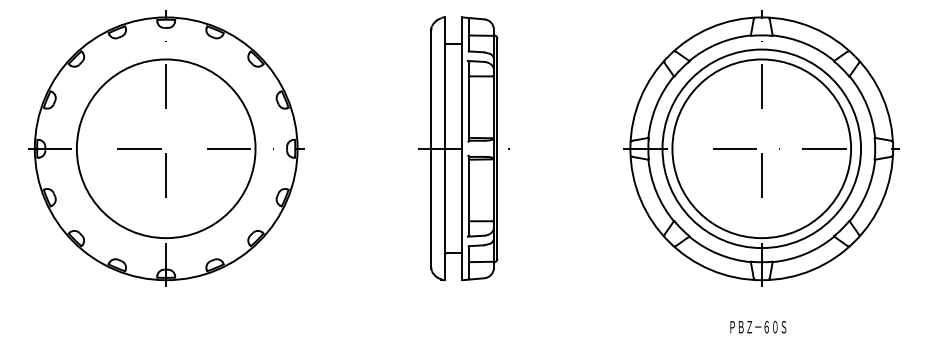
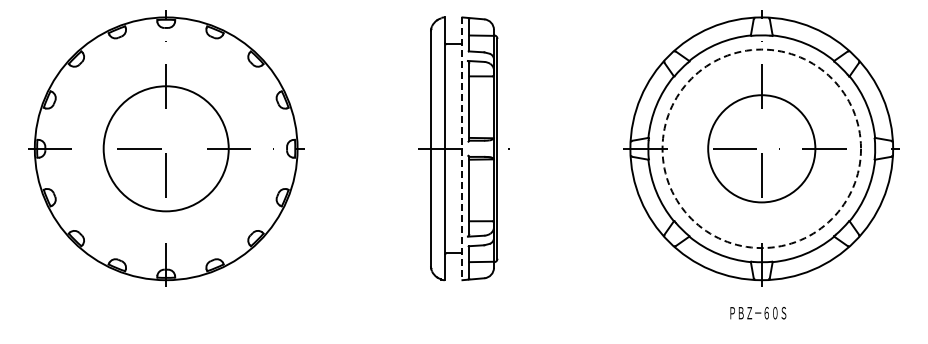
circle diameter: 179 px -> 125 px (165, 148)
circle diameter: 179 px -> 107 px (761, 148)
circle: solid -> dashed (761, 148)
line: solid -> dashed (462, 149)
text position: (758, 327) -> (758, 313) (758, 313)
